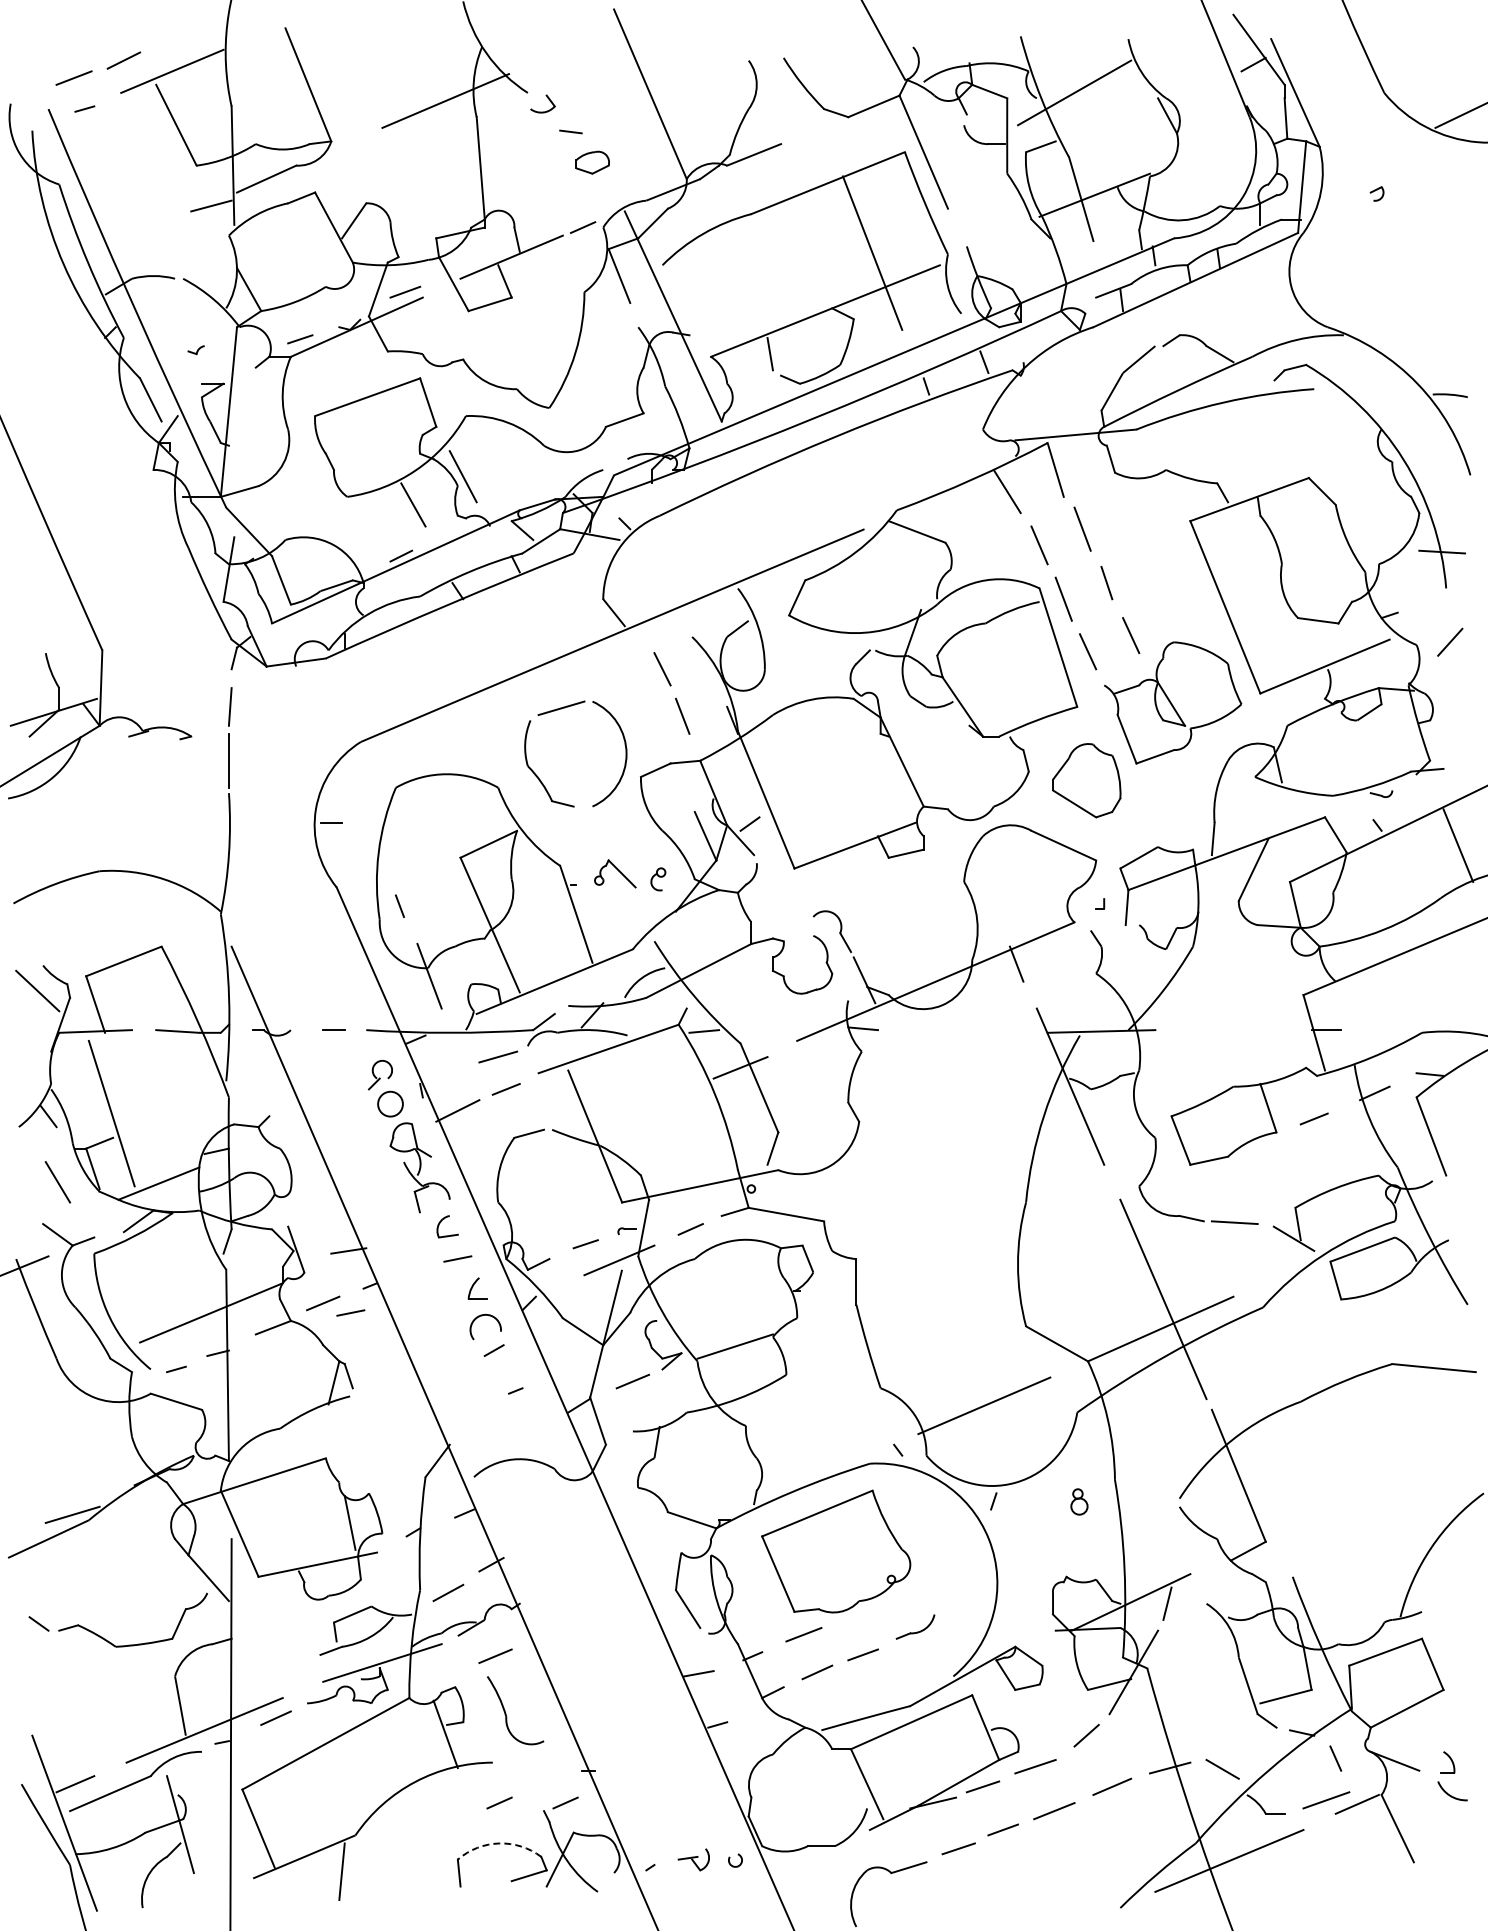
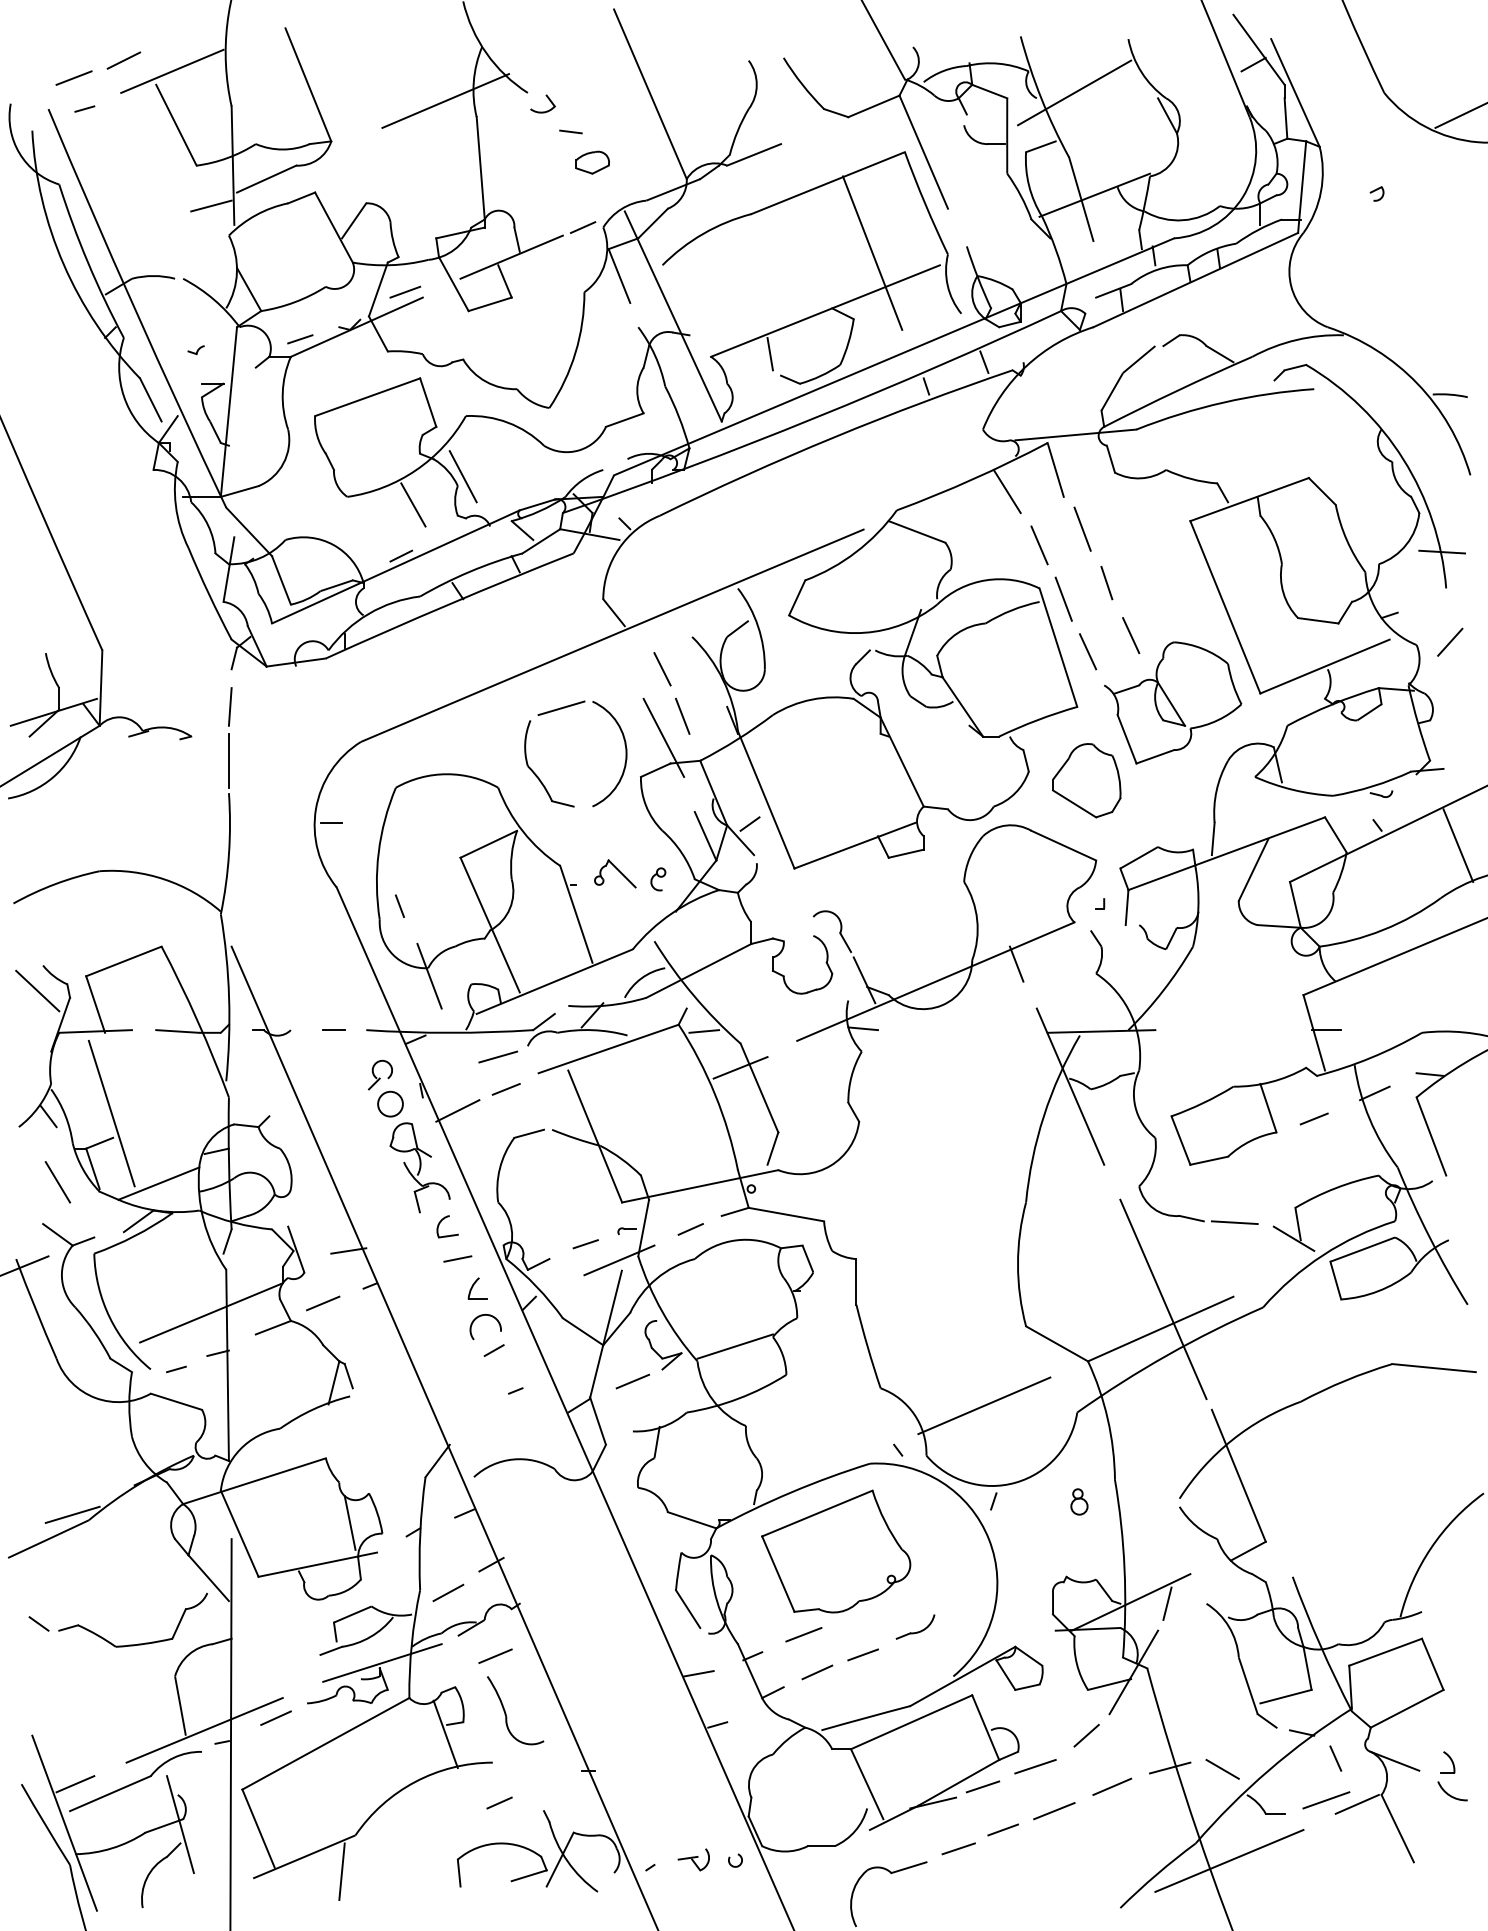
line: none -> present (663, 737)
line: present -> none (350, 1312)
line: present -> none (565, 1802)
arc: dashed -> solid (499, 1843)
